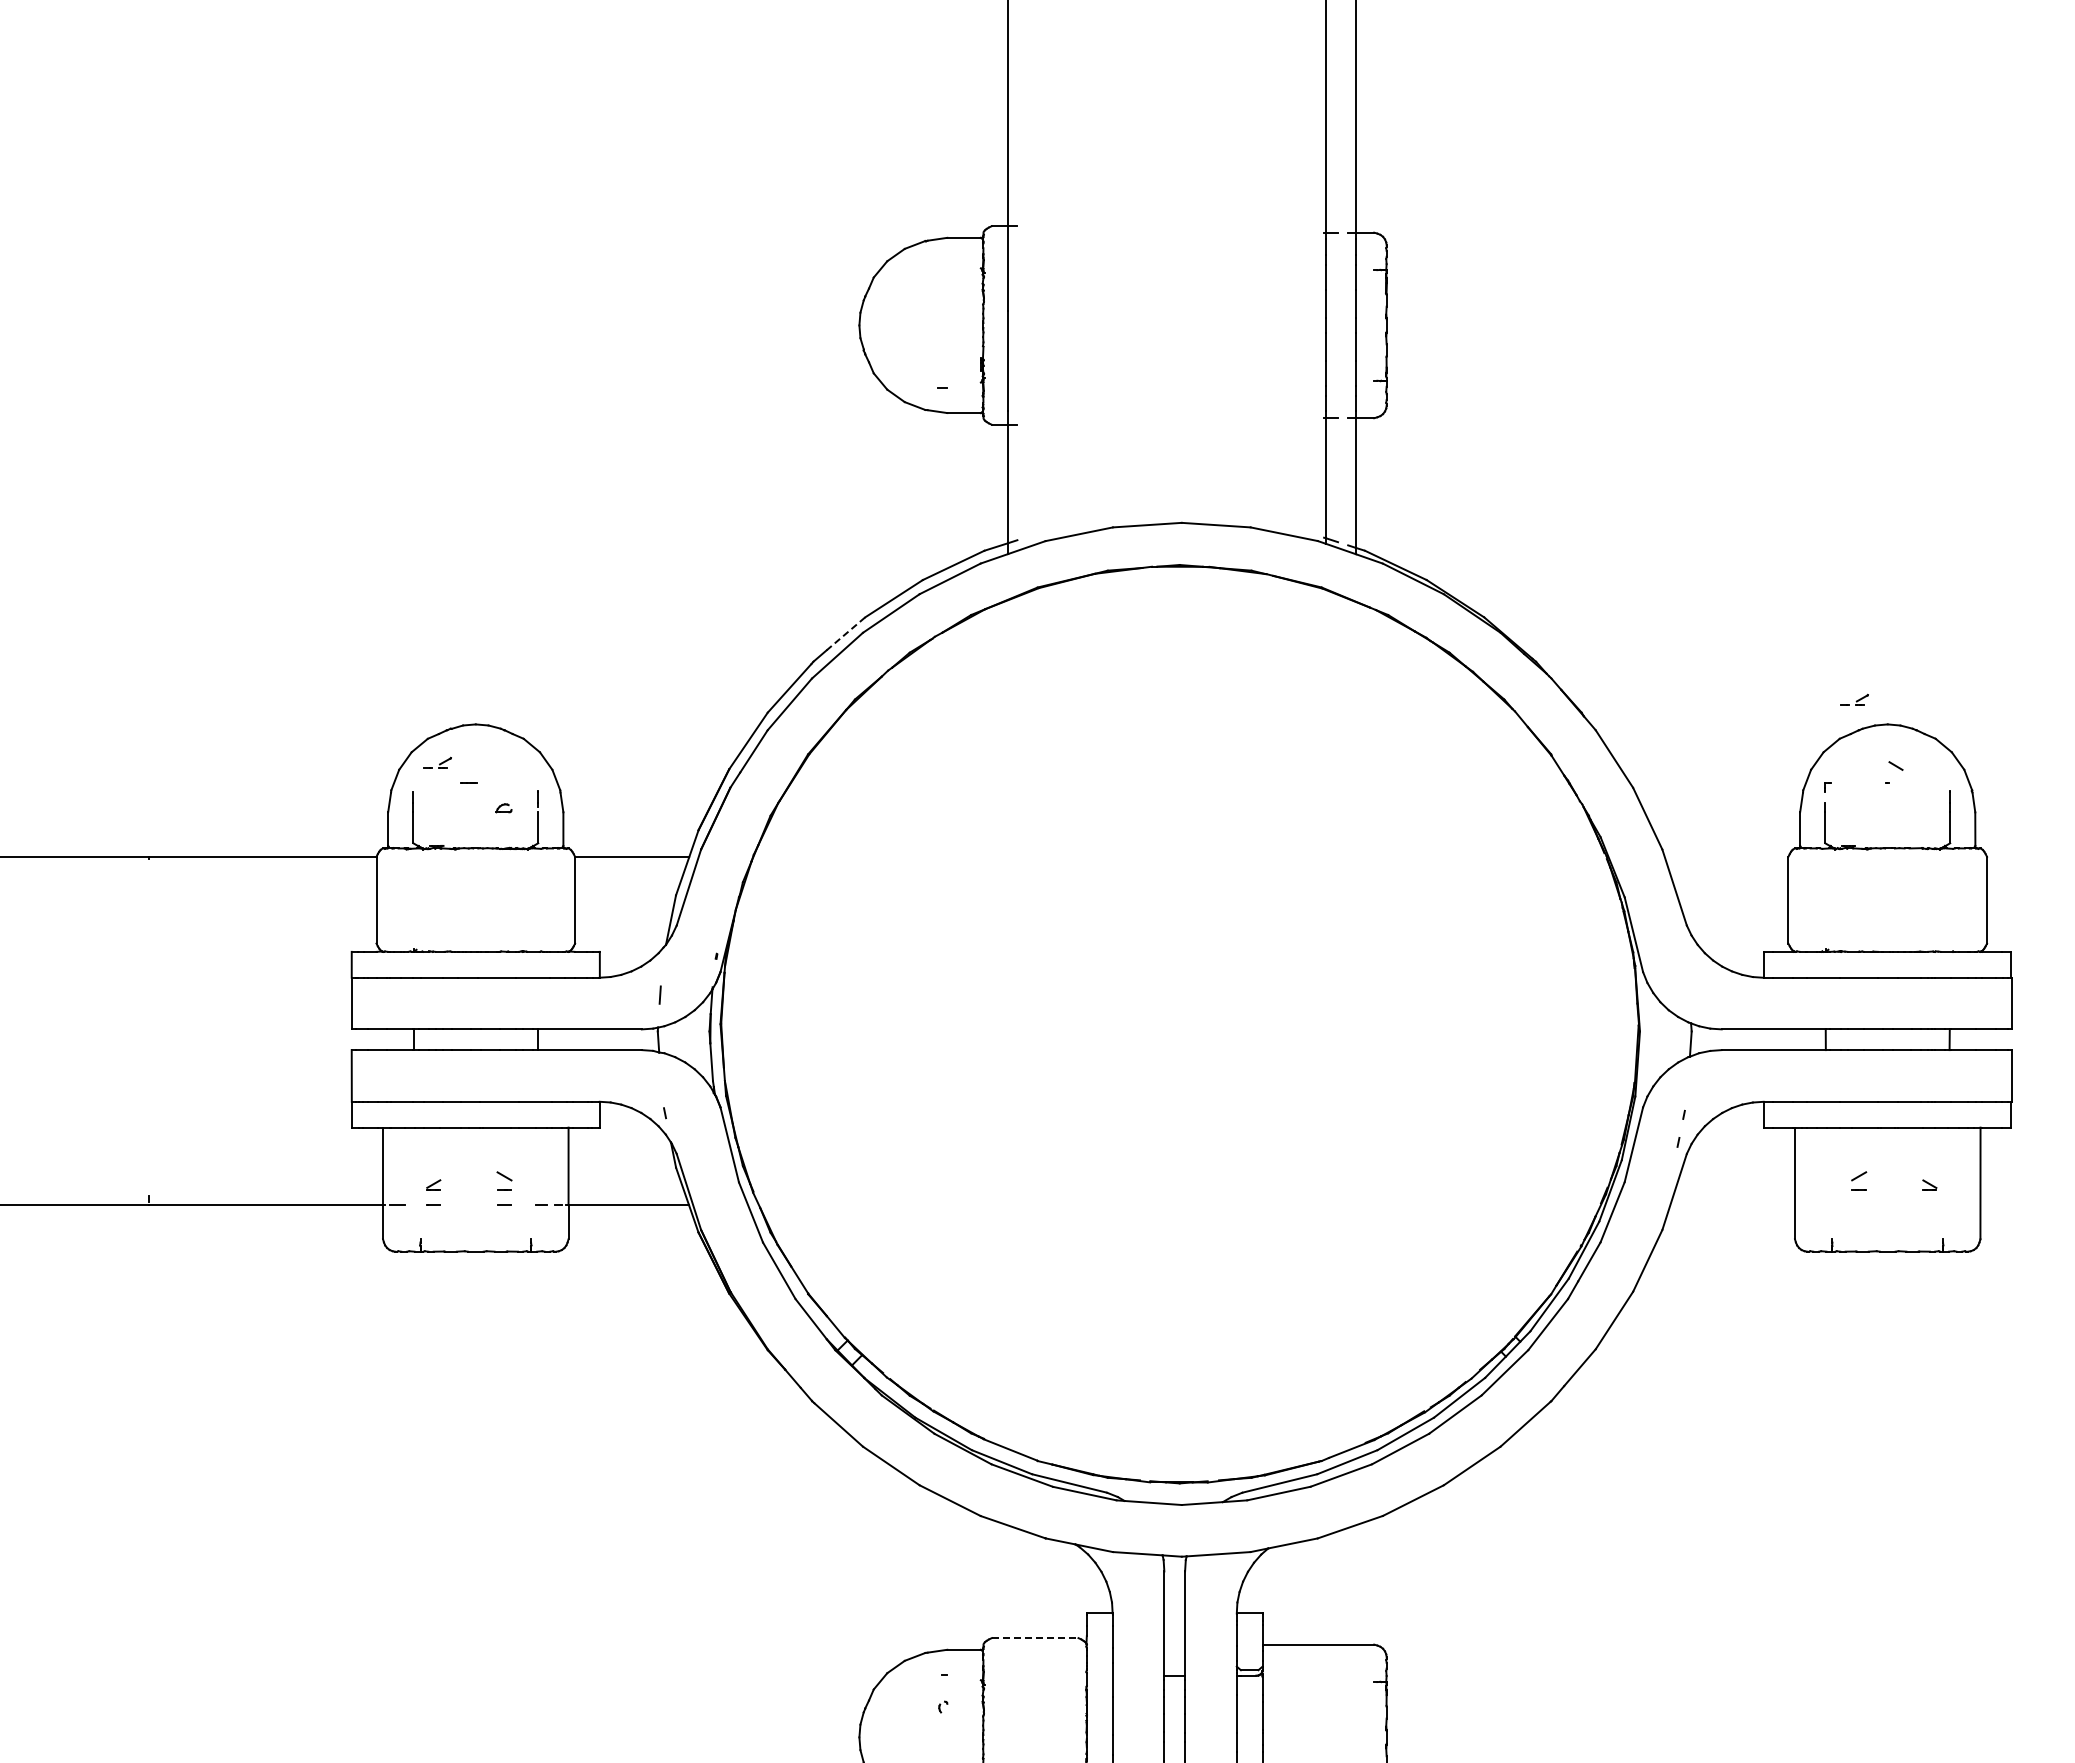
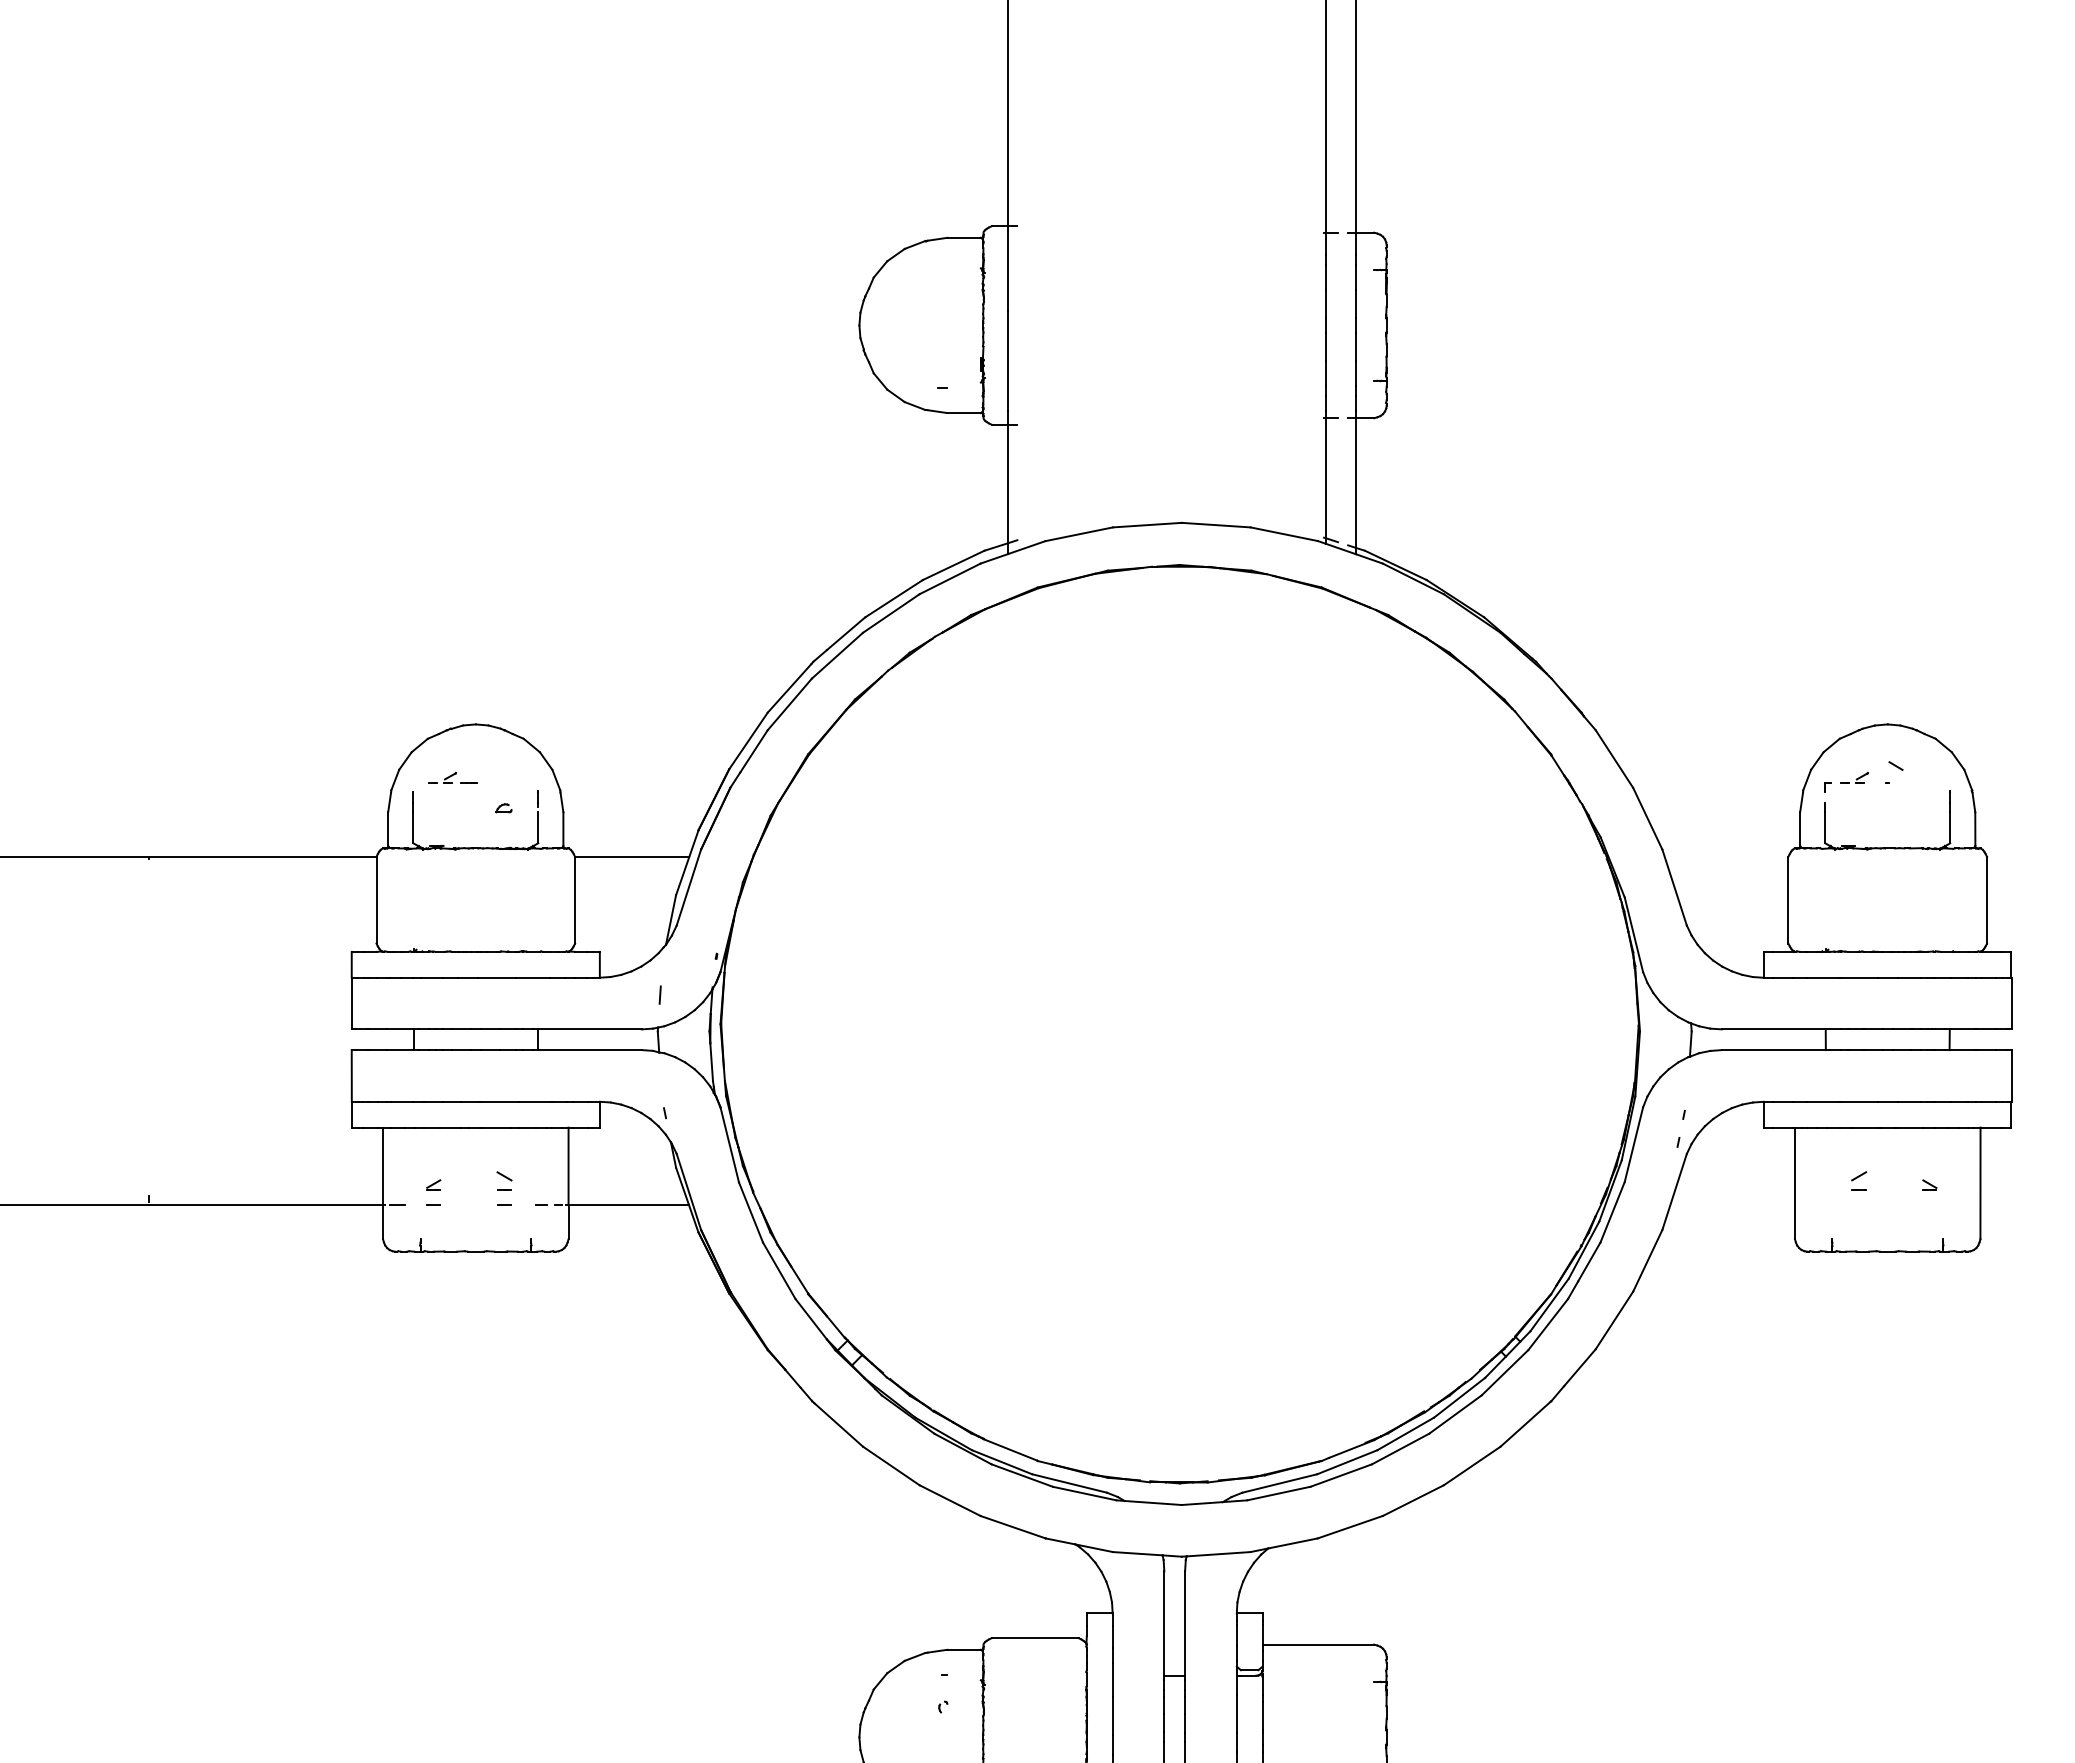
line: dashed -> solid (845, 634)
part position: (1854, 699) -> (1854, 777) (1854, 777)
part position: (437, 762) -> (442, 777) (442, 777)
line: dashed -> solid (1035, 1638)
